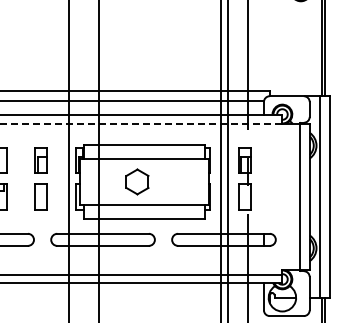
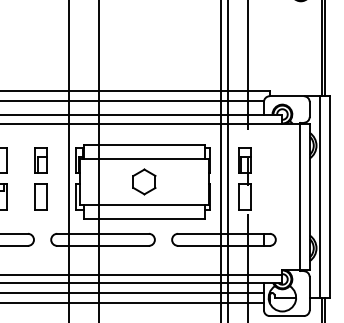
line: dashed -> solid (140, 124)
part position: (137, 181) -> (144, 181) (144, 181)
line: none -> present (132, 292)
line: none -> present (132, 302)
